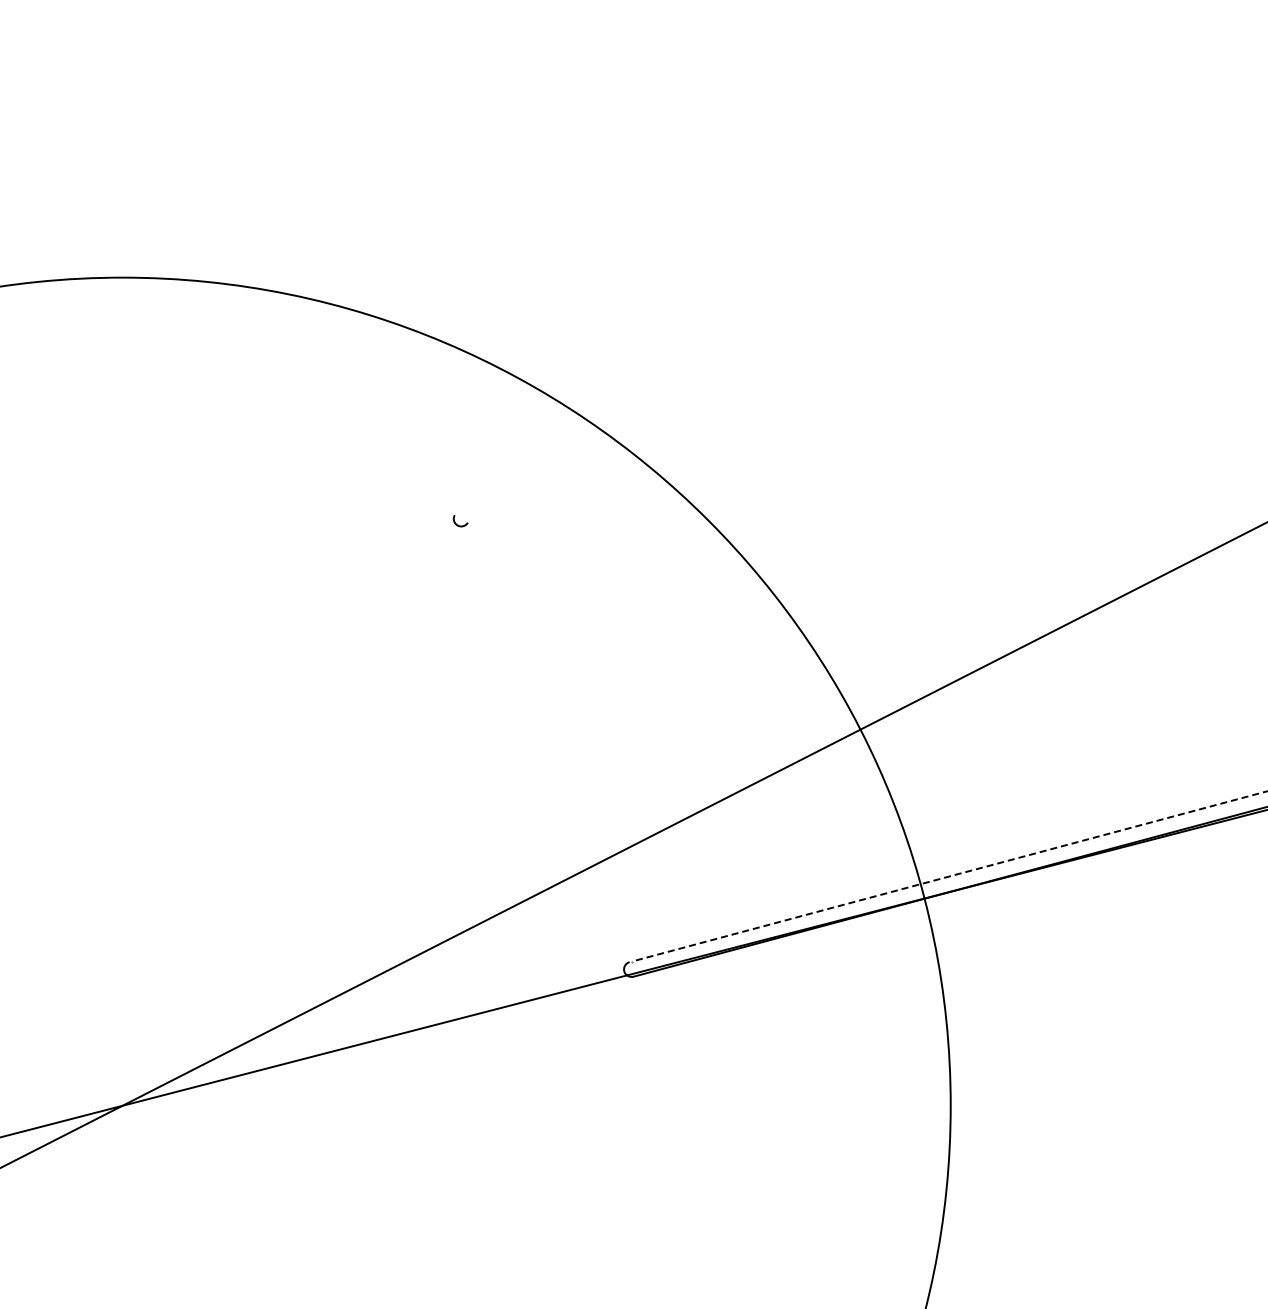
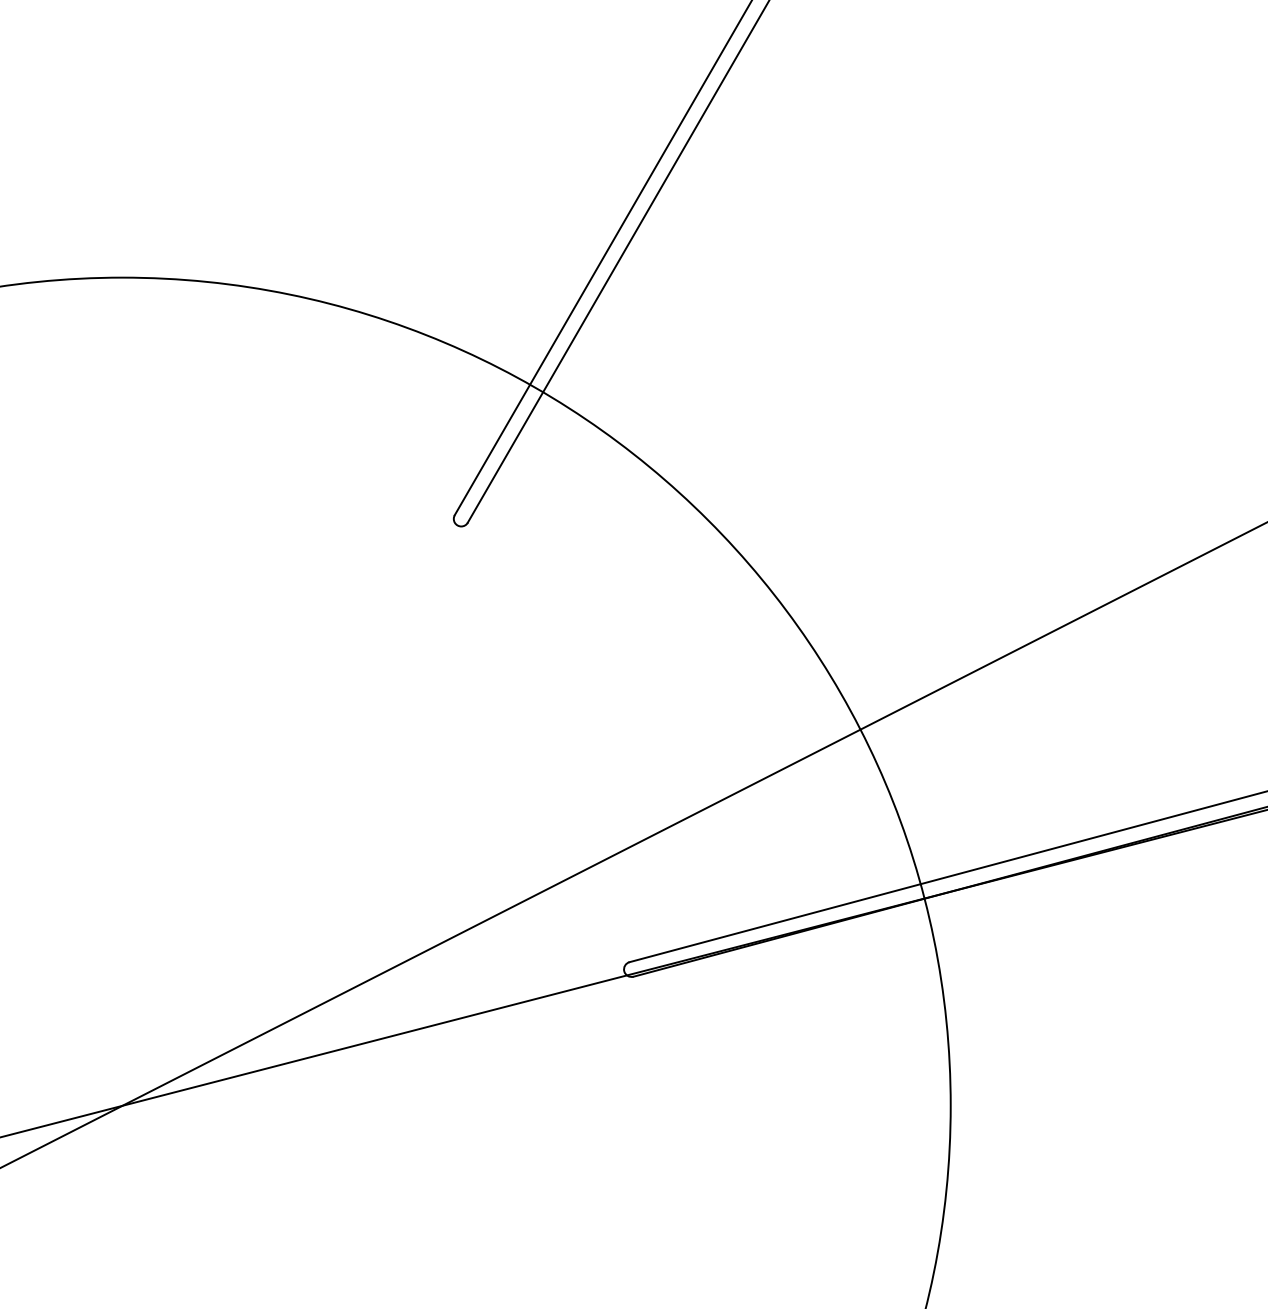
line: none -> present (602, 258)
line: none -> present (617, 262)
line: dashed -> solid (948, 876)
